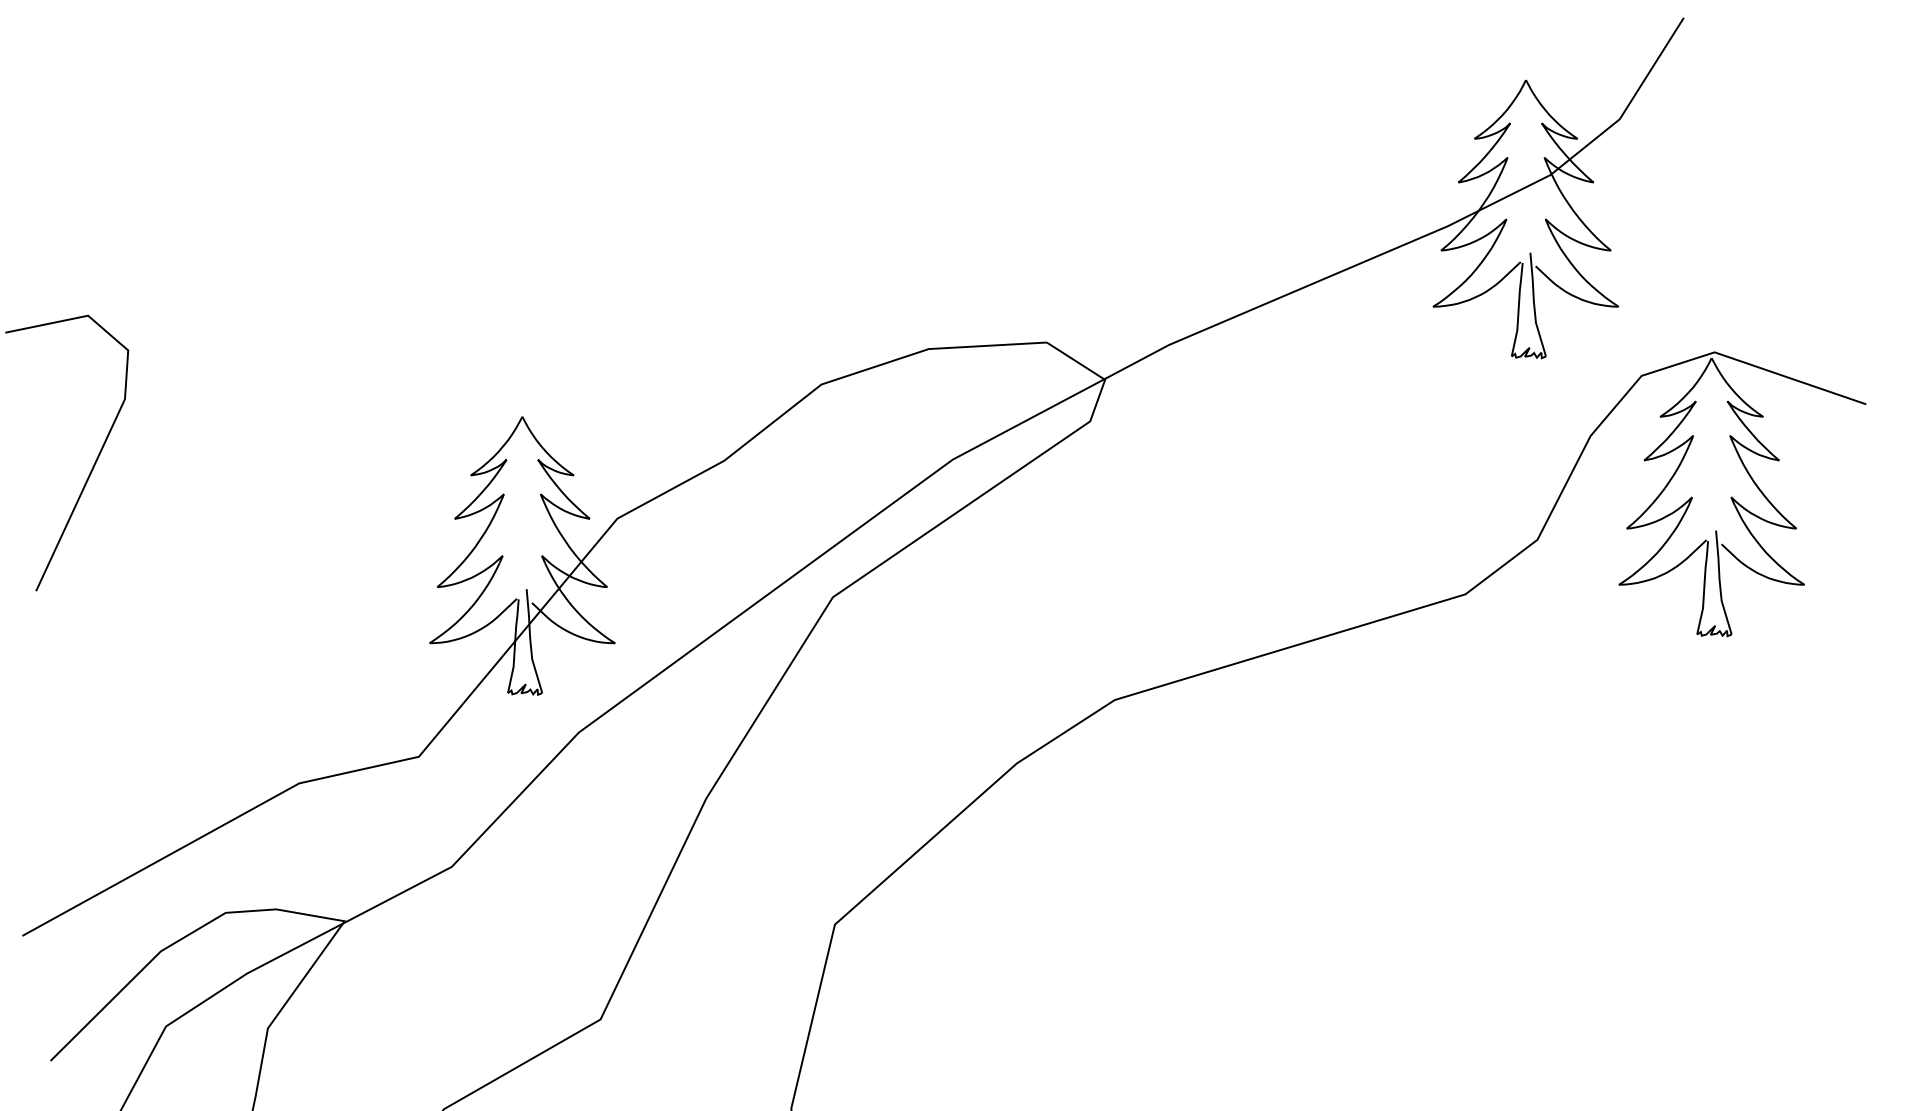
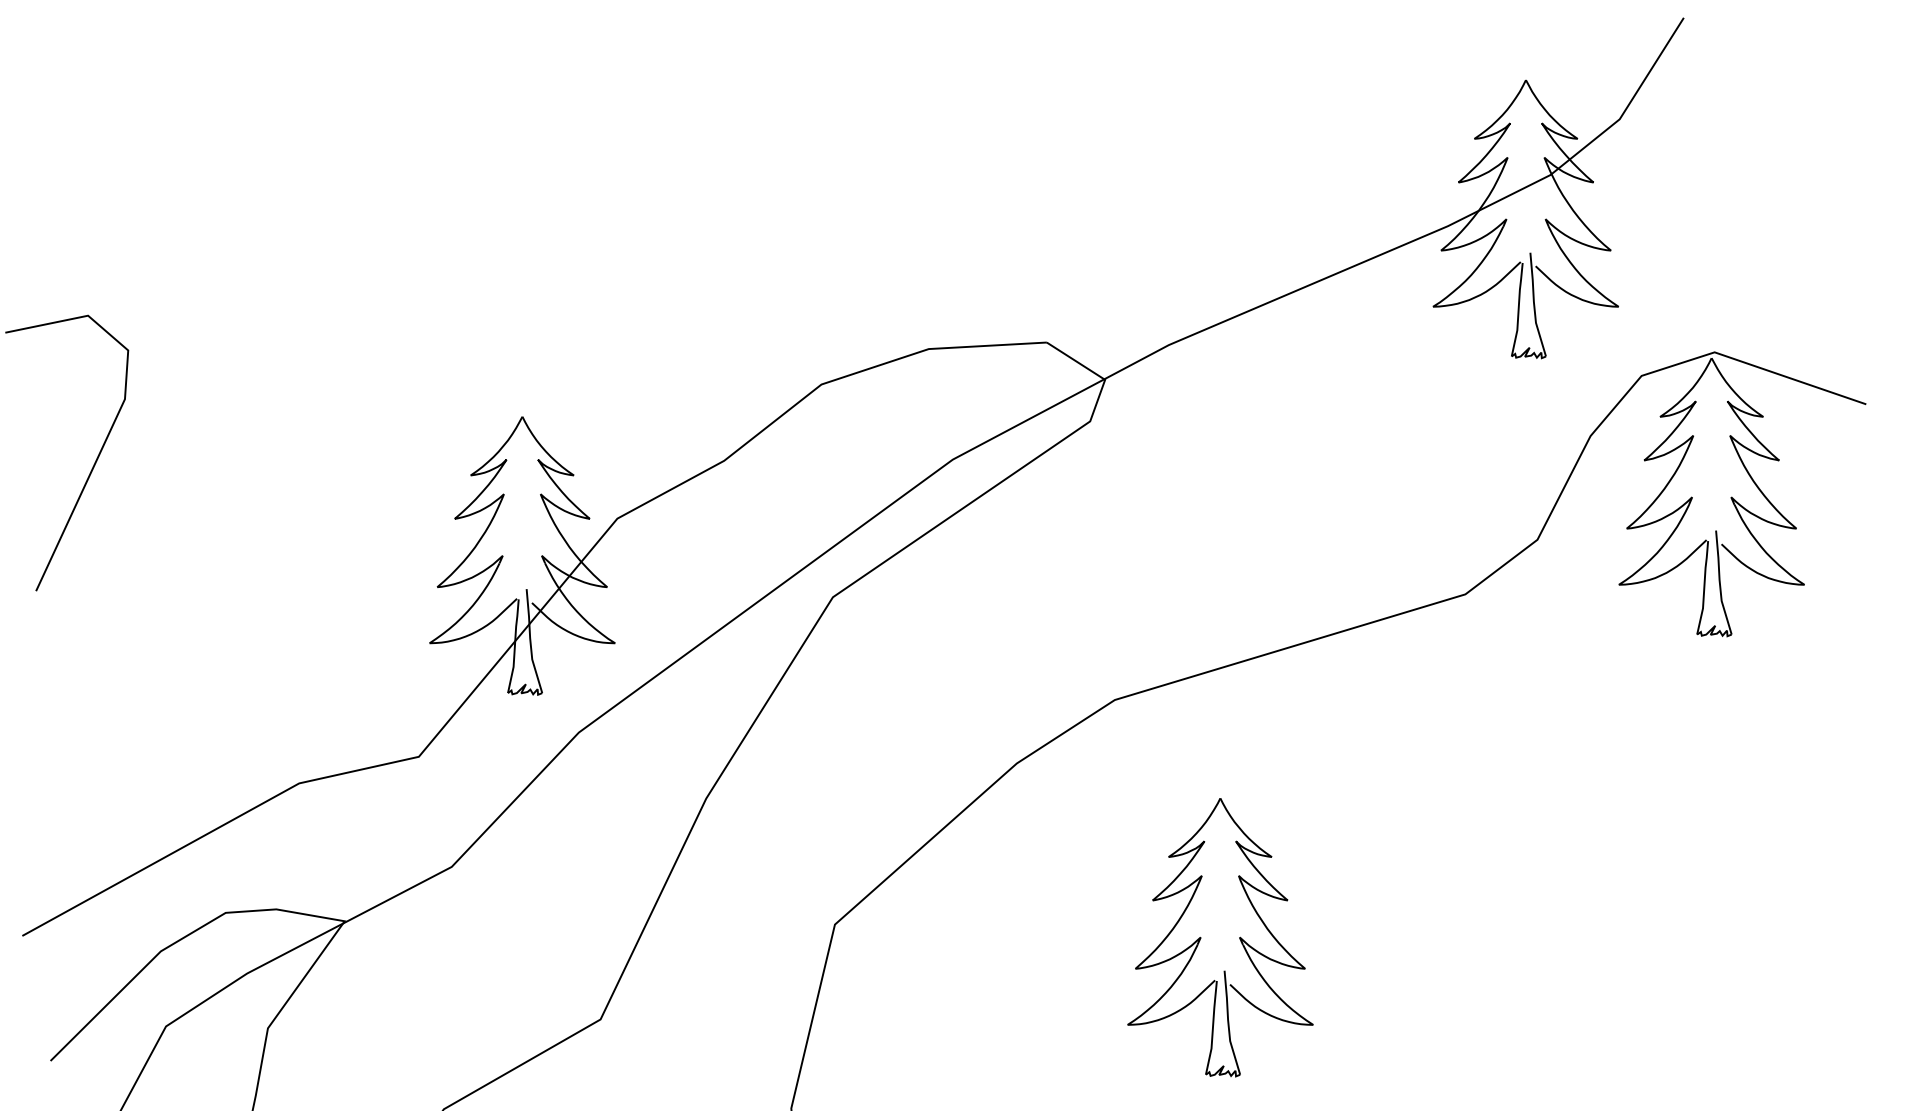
part: none -> present (1201, 937)
